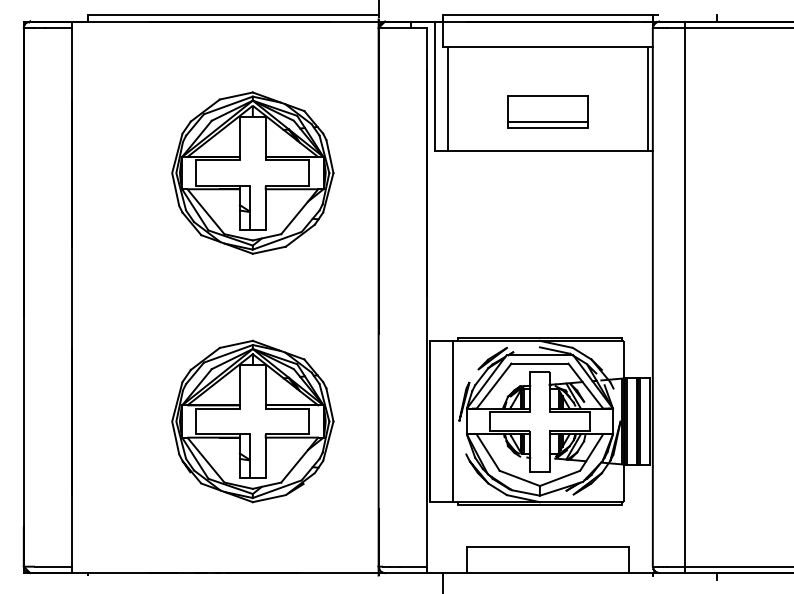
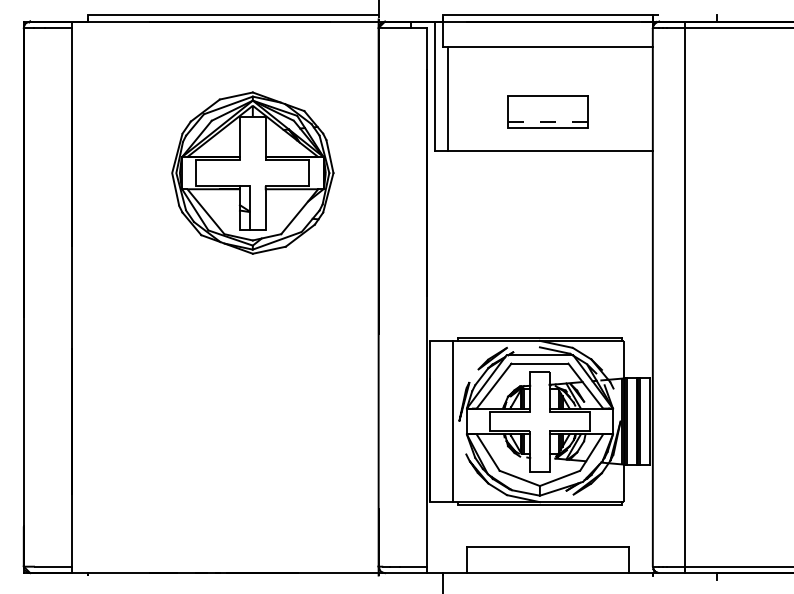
line: present -> none (647, 98)
line: solid -> dashed (548, 121)
part: present -> none (252, 421)
